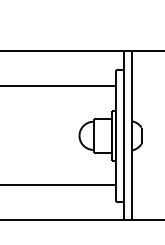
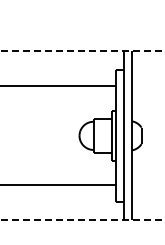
line: solid -> dashed (82, 51)
line: solid -> dashed (82, 220)
